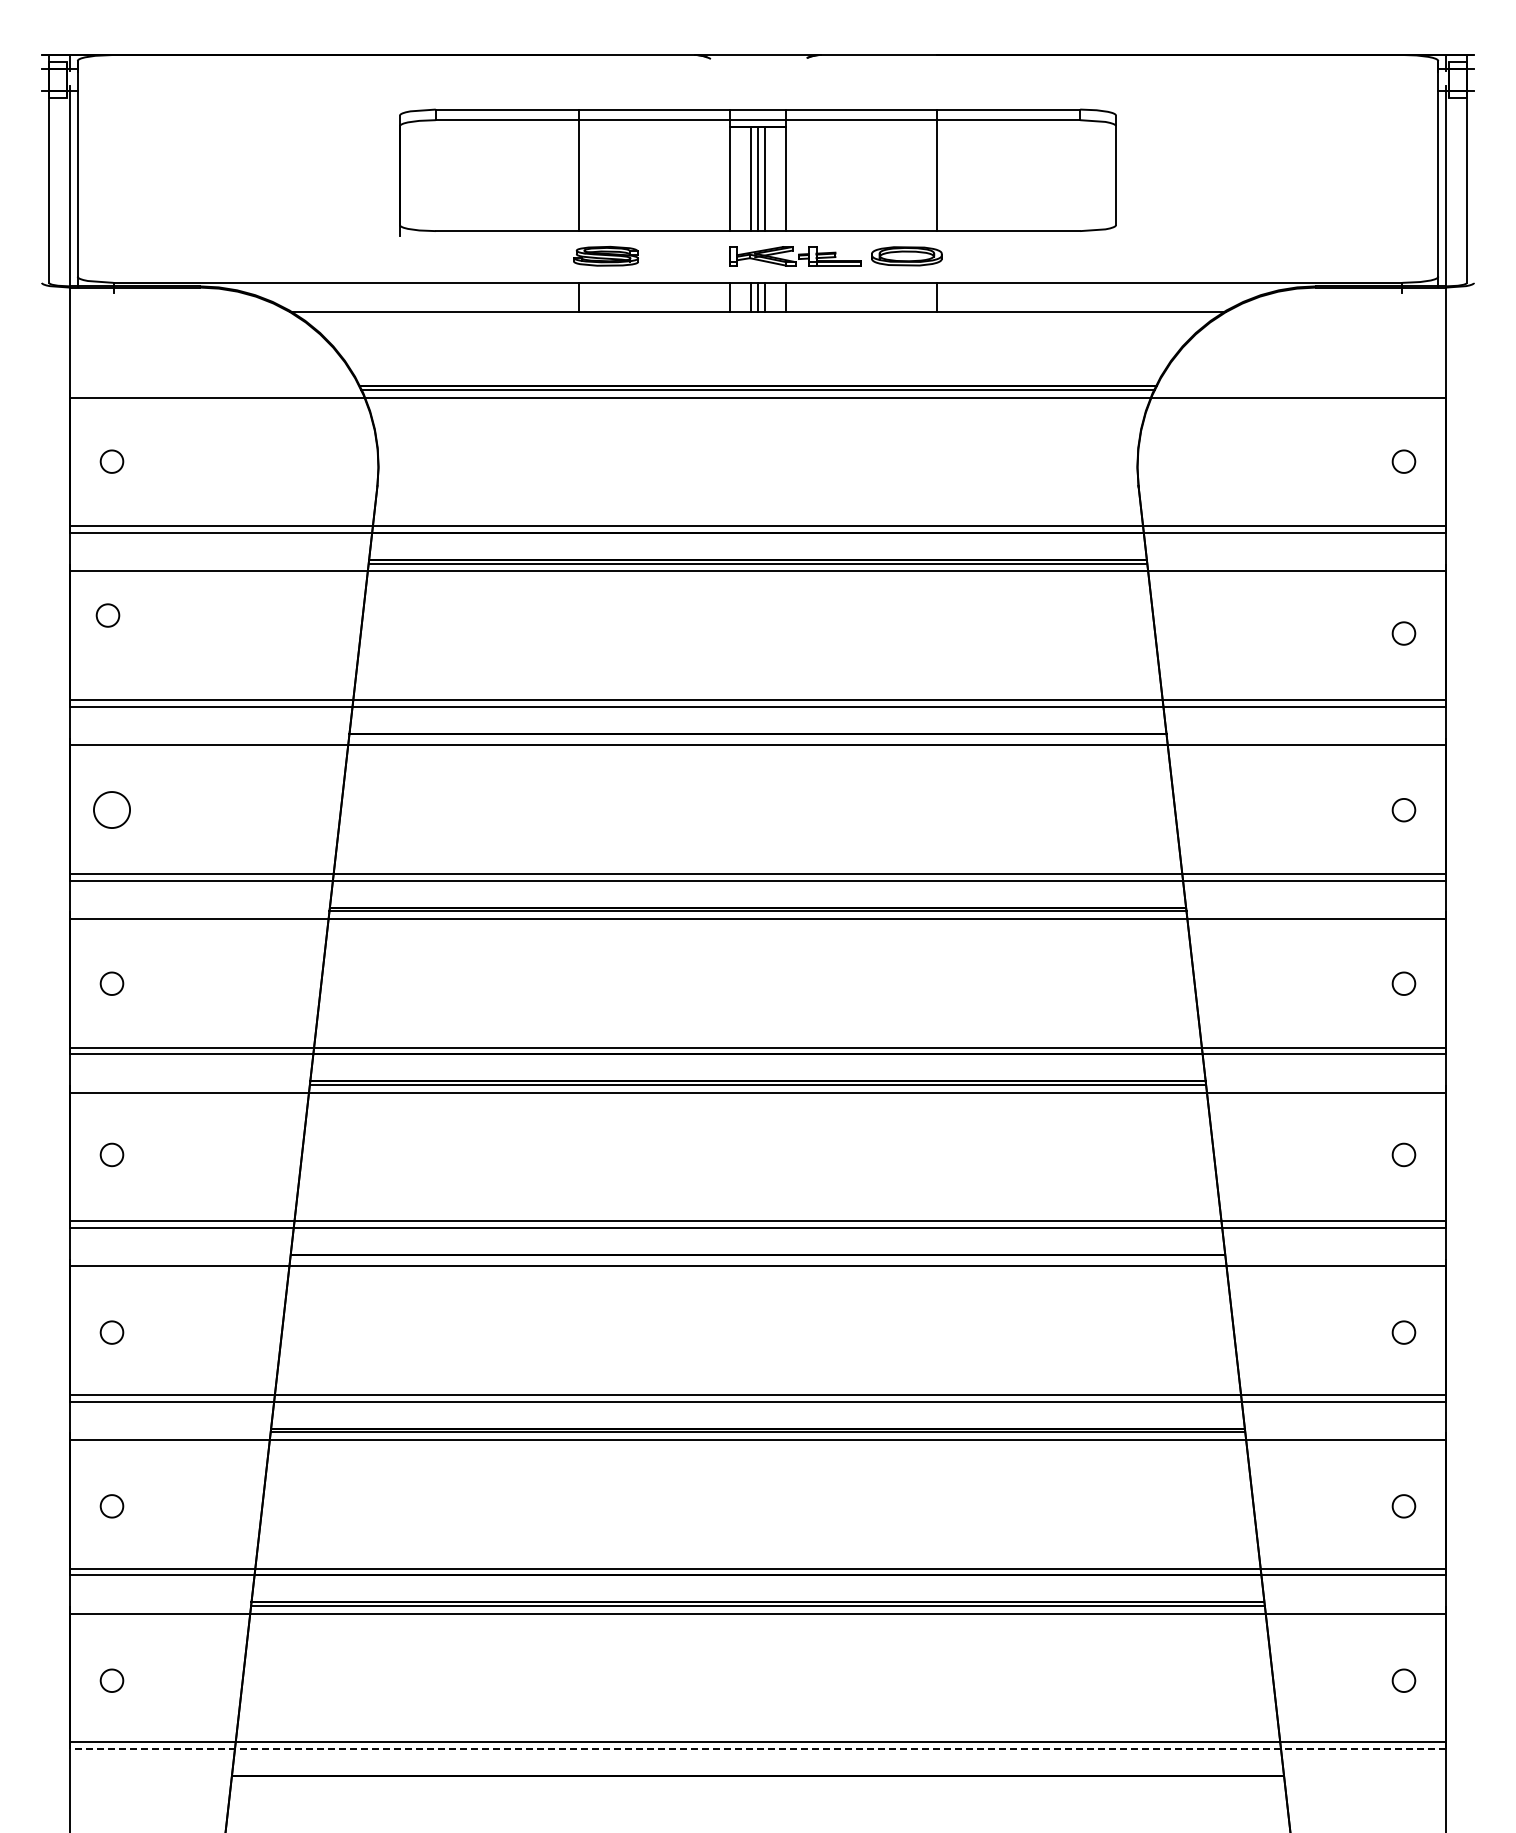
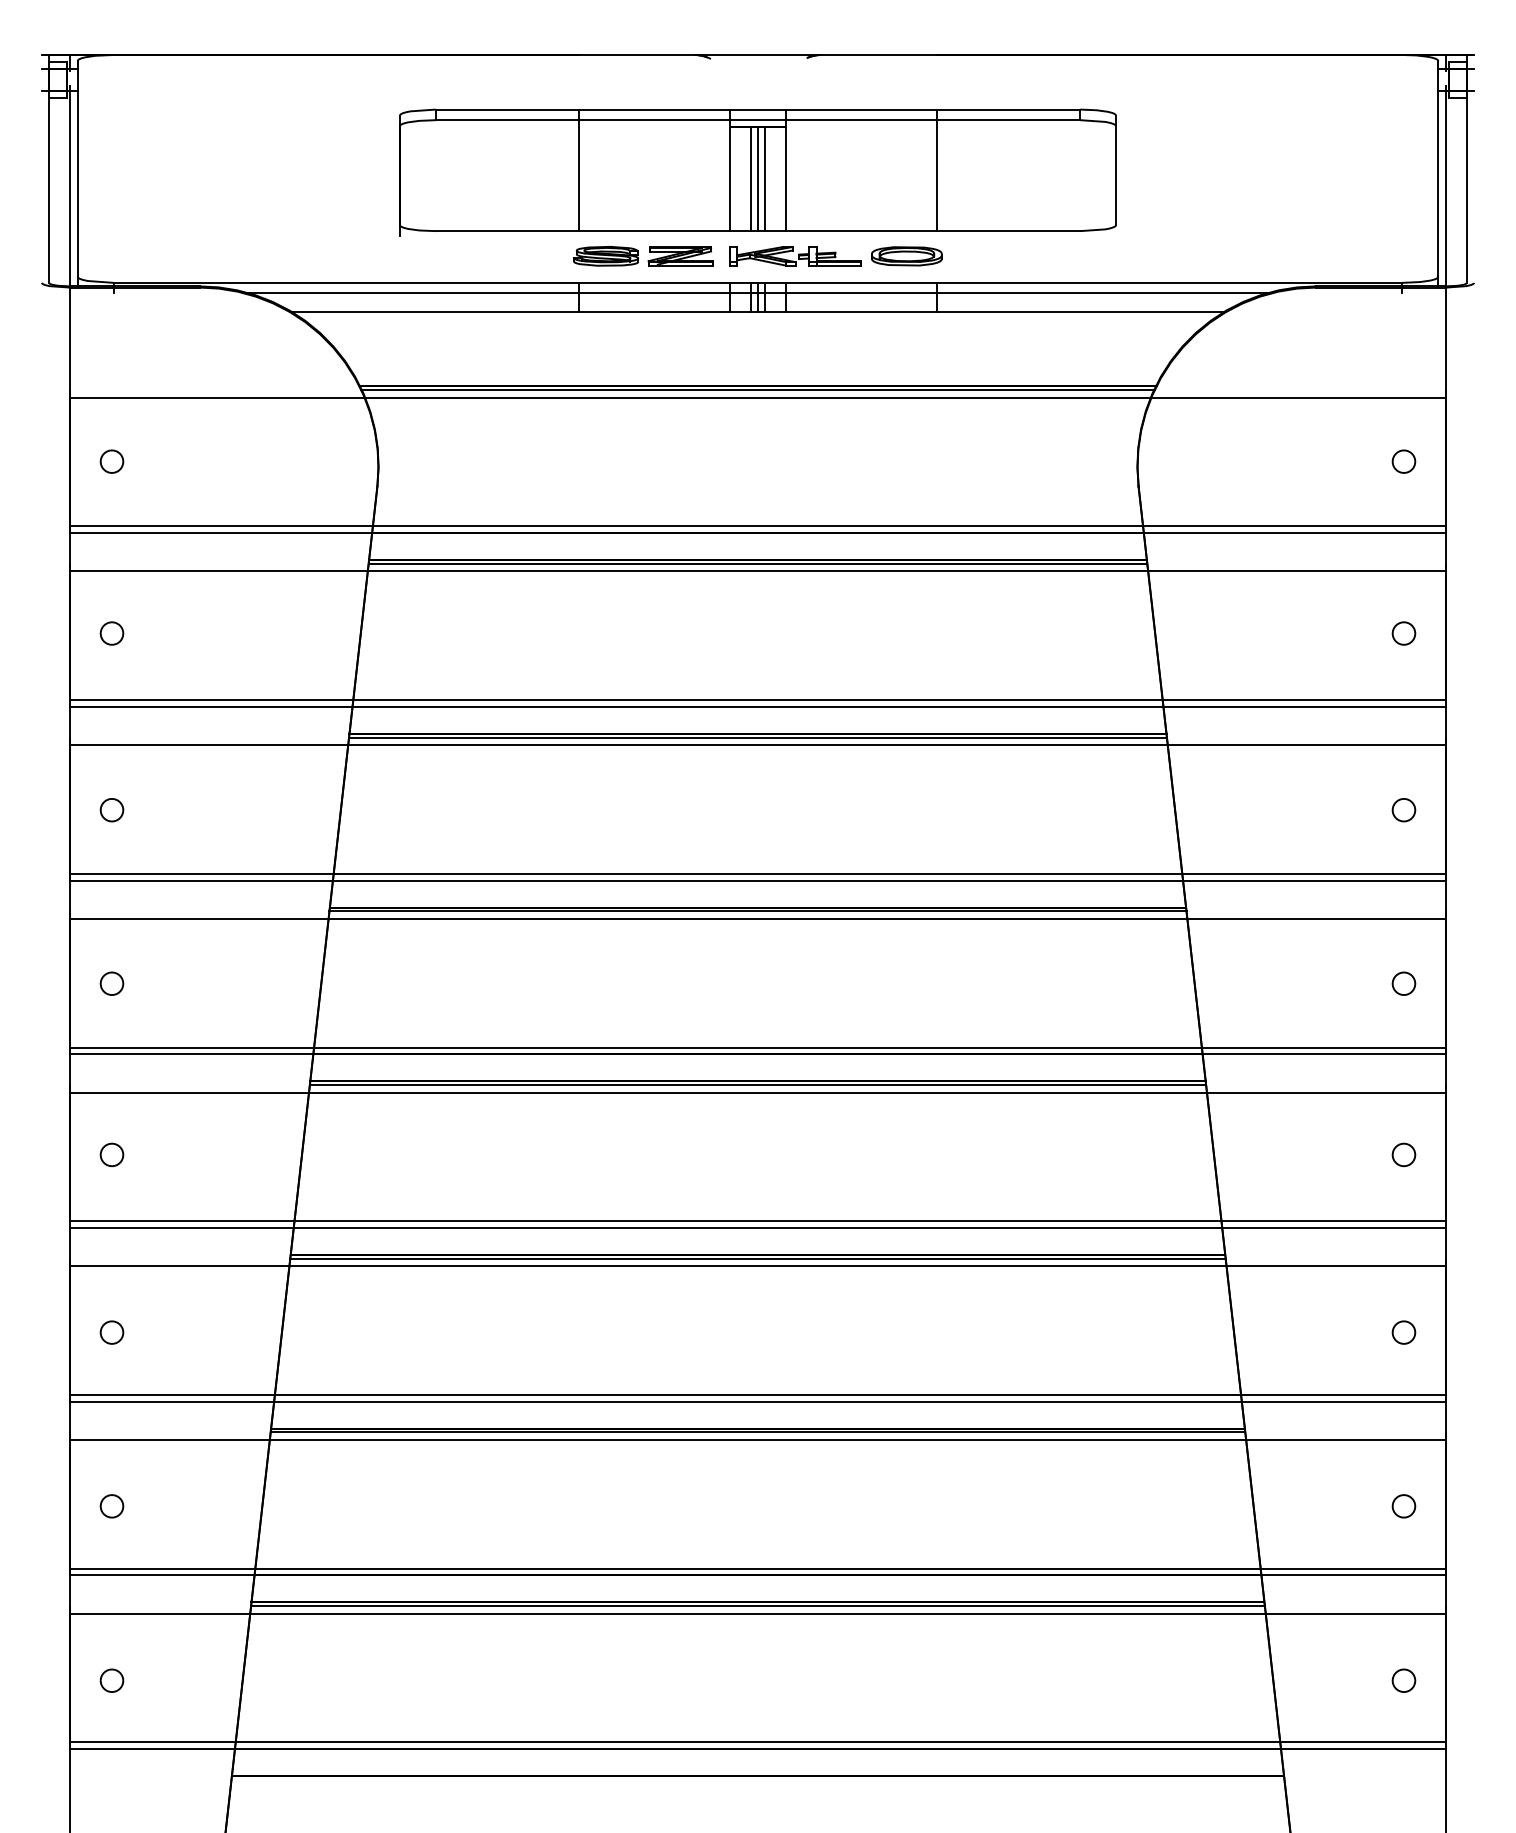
part: none -> present (680, 256)
line: none -> present (757, 293)
part position: (107, 615) -> (111, 633) (111, 633)
line: none -> present (757, 737)
part size: 38x38 px -> 26x25 px (111, 810)
line: none -> present (757, 1258)
line: dashed -> solid (757, 1749)
